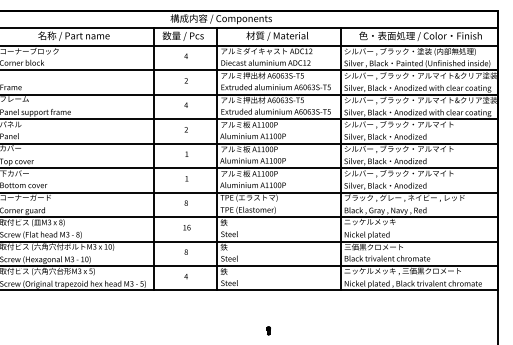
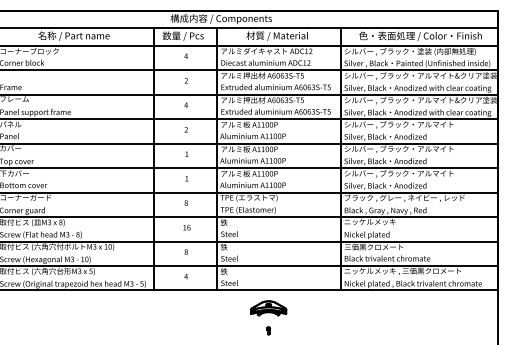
part: none -> present (268, 308)
